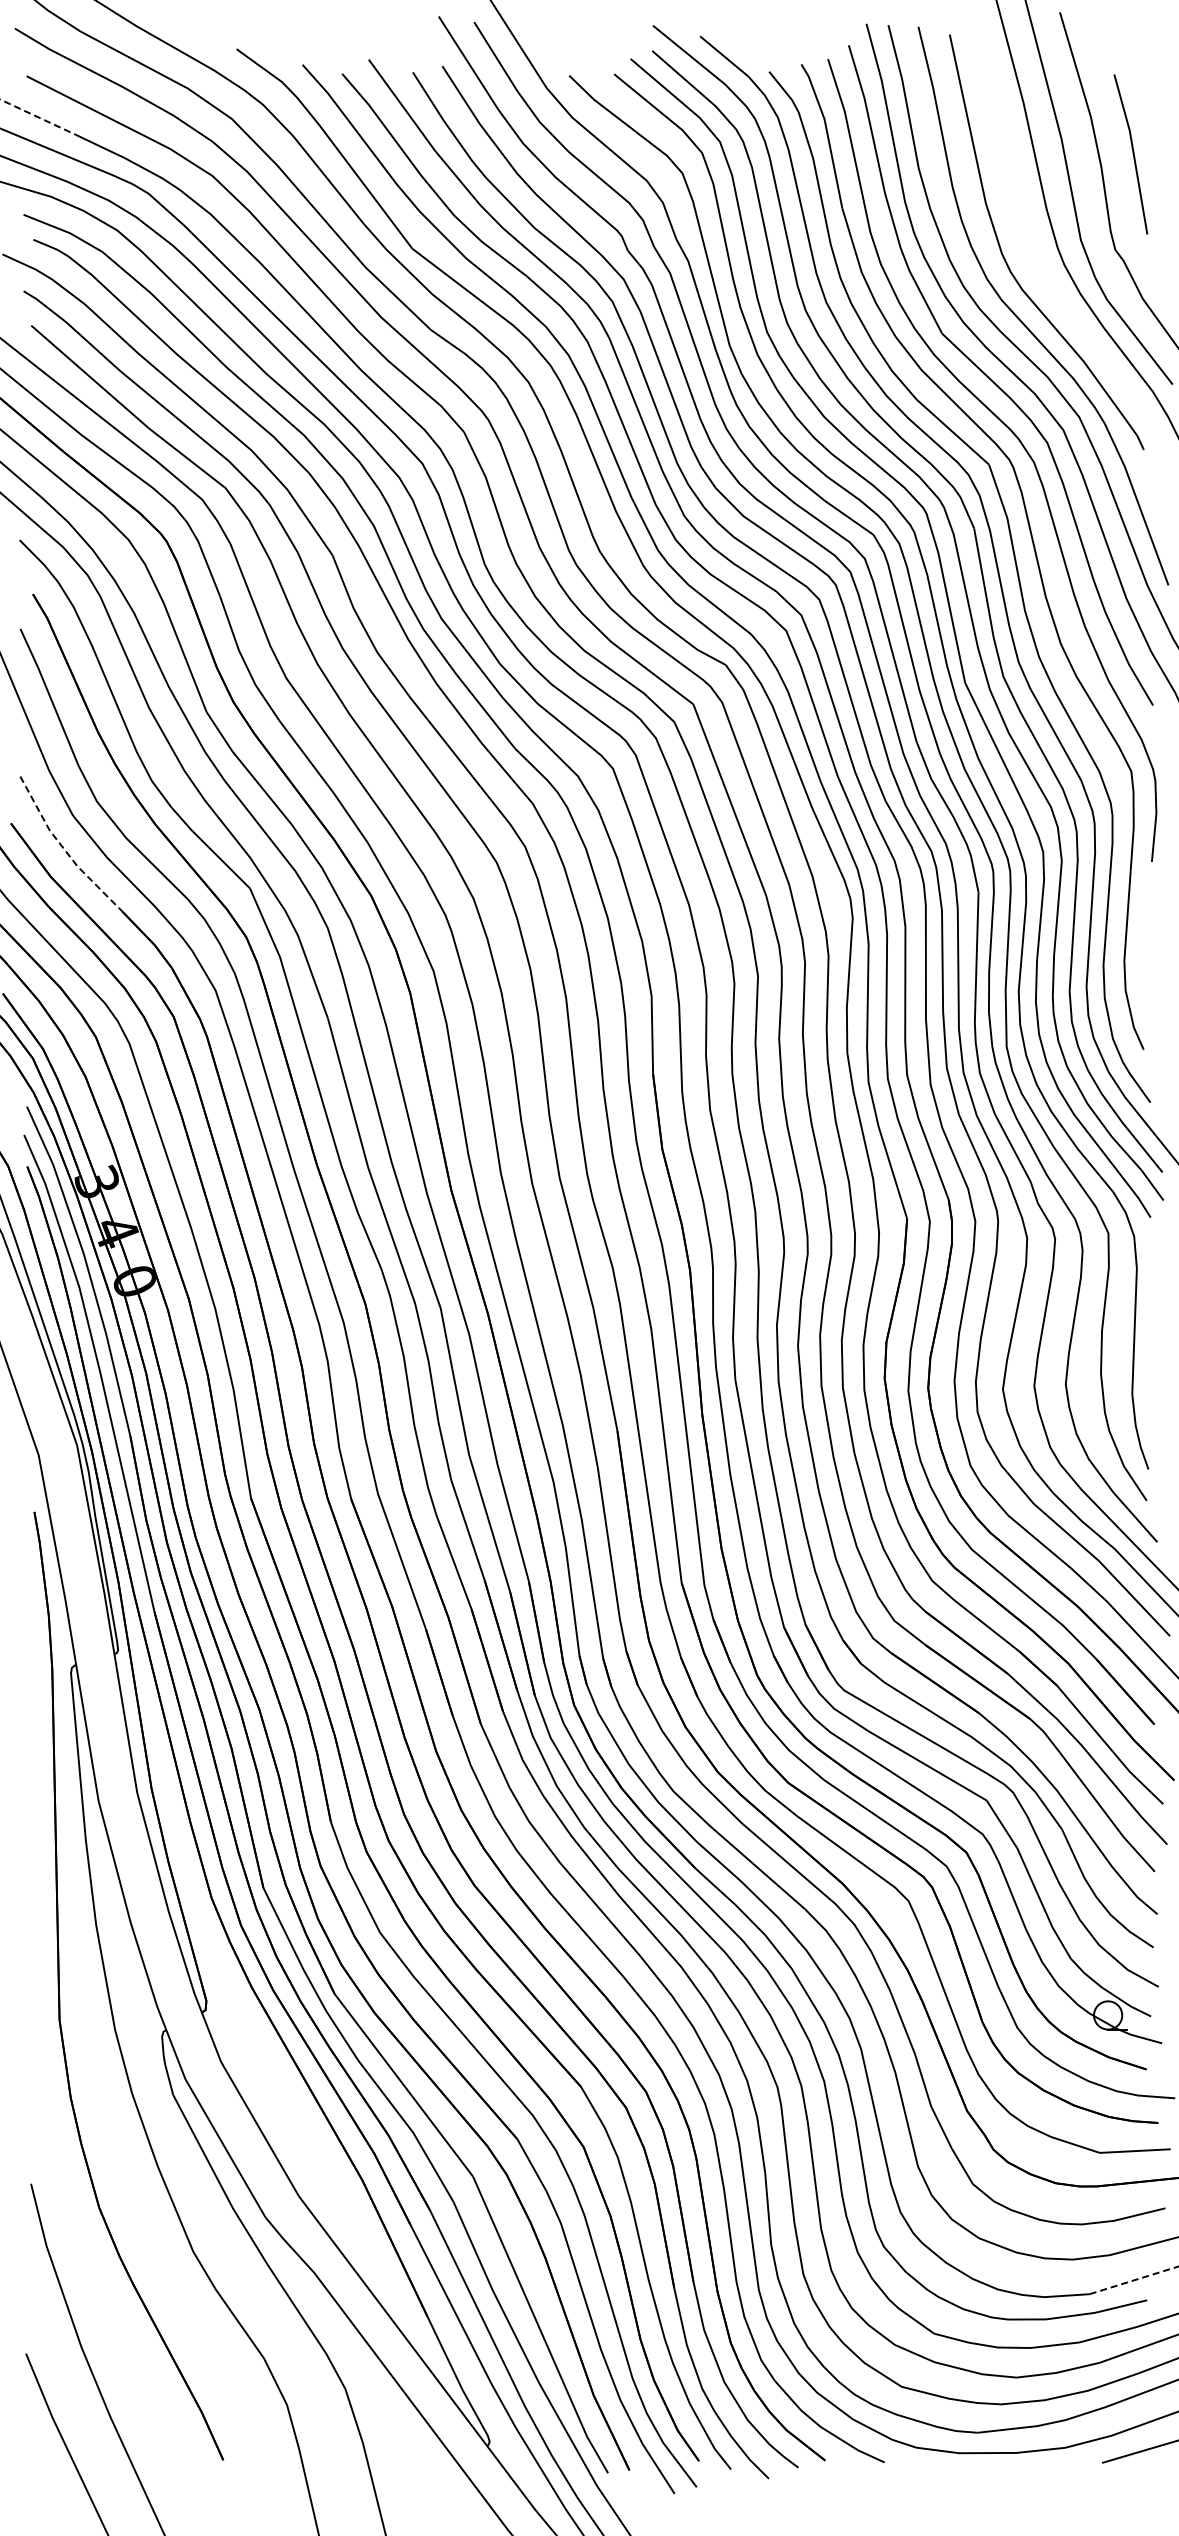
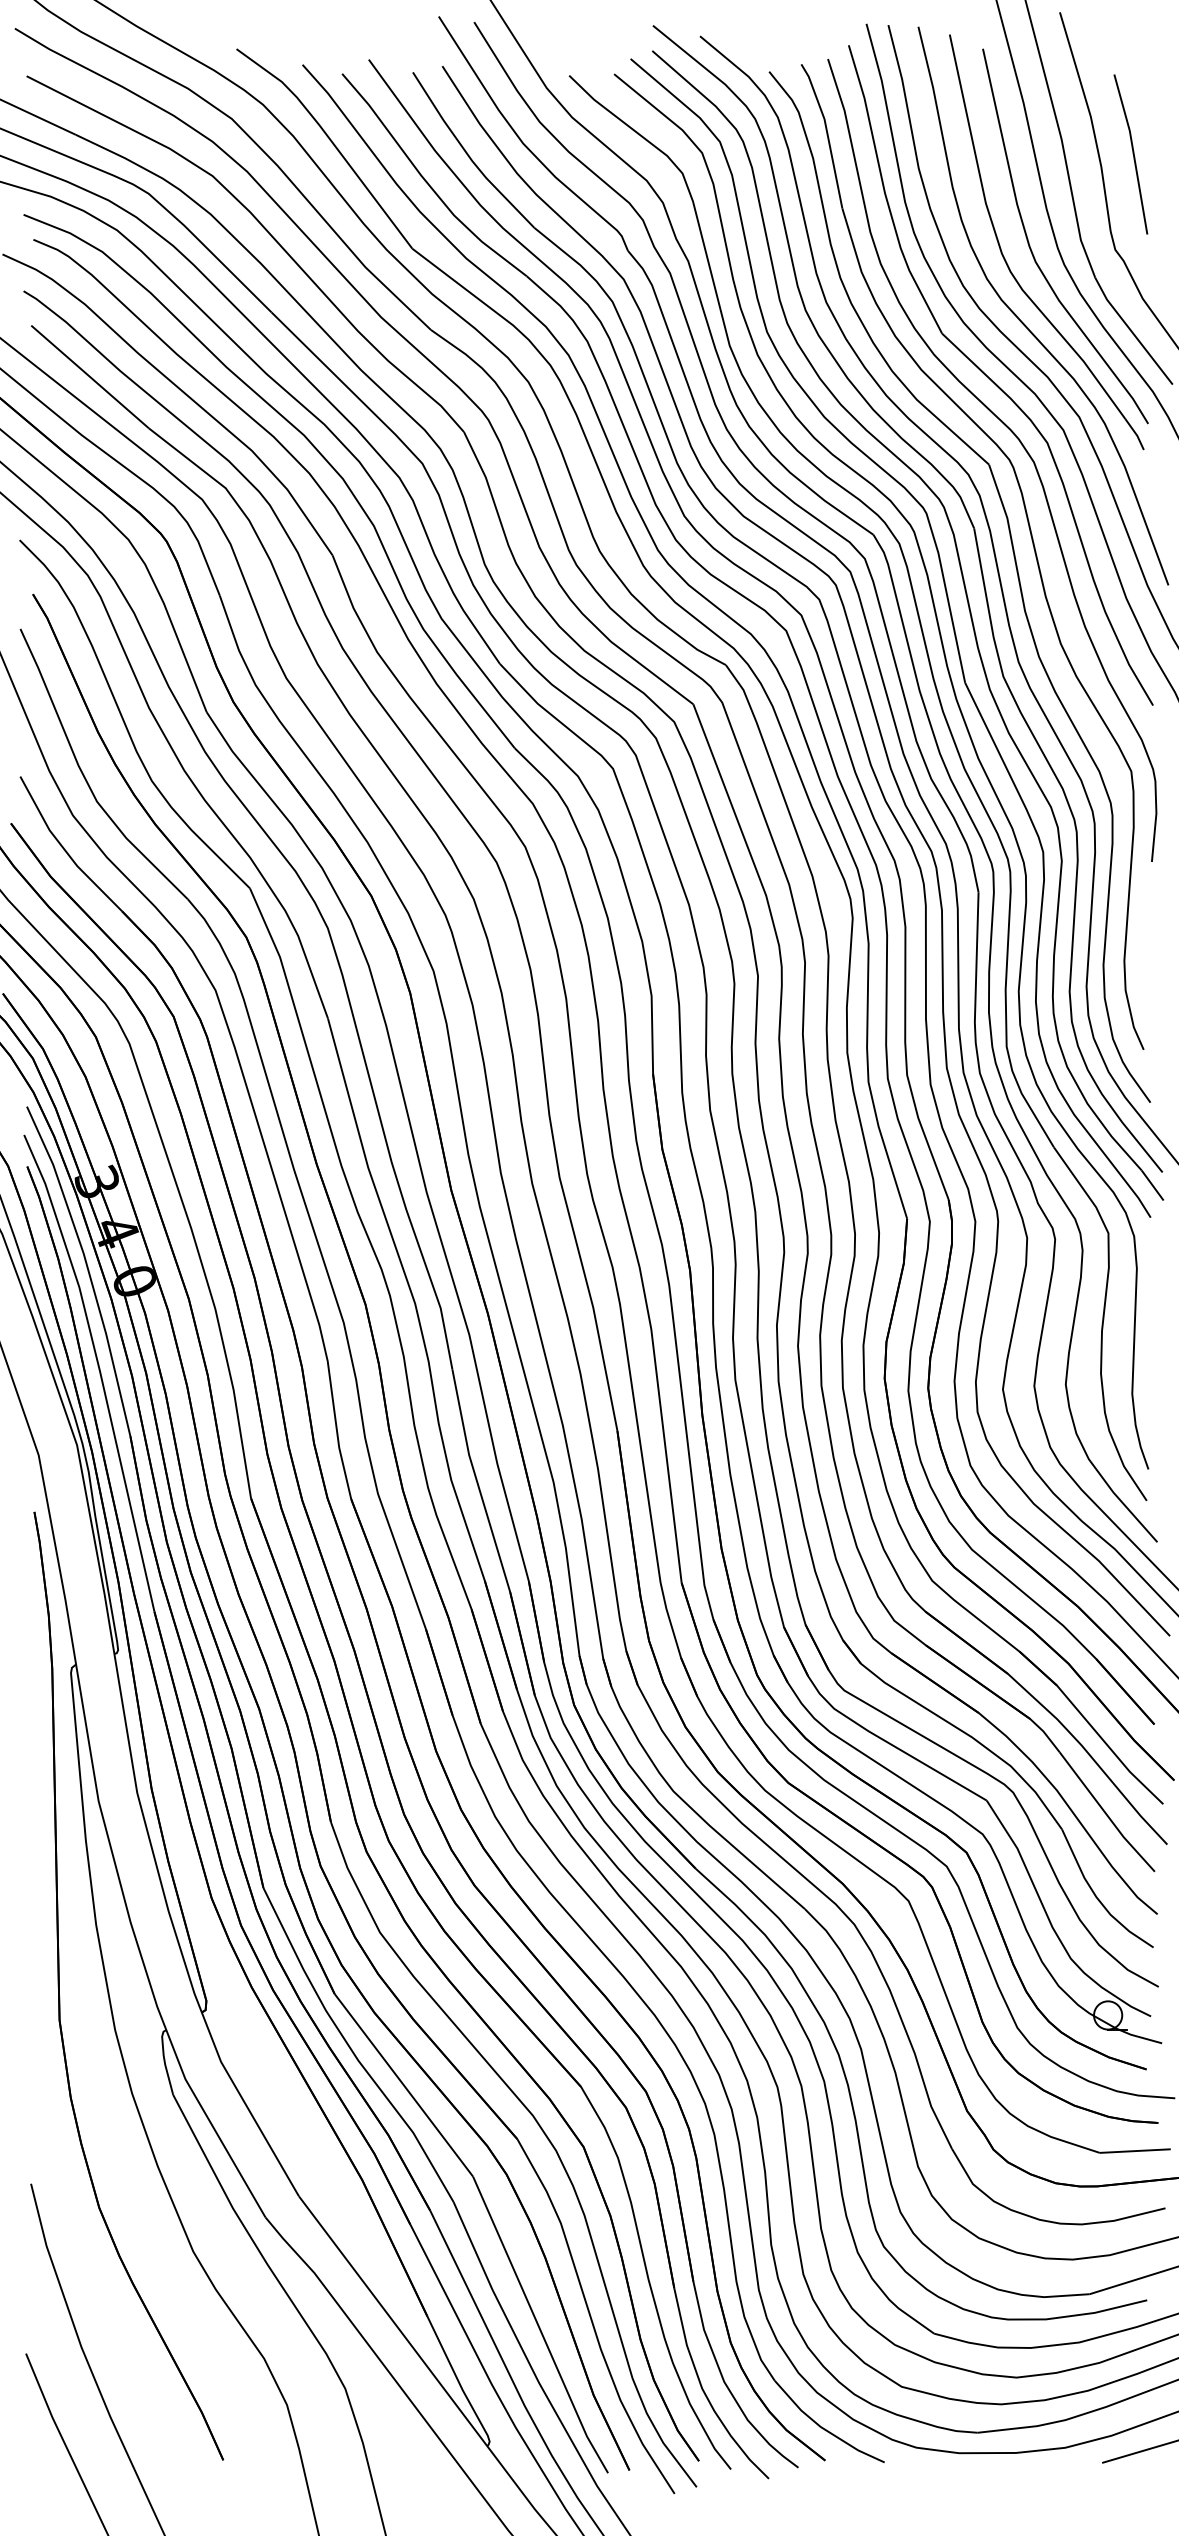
line: dashed -> solid (38, 117)
curve: none -> present (1032, 250)
line: dashed -> solid (64, 849)
line: dashed -> solid (1134, 2280)
